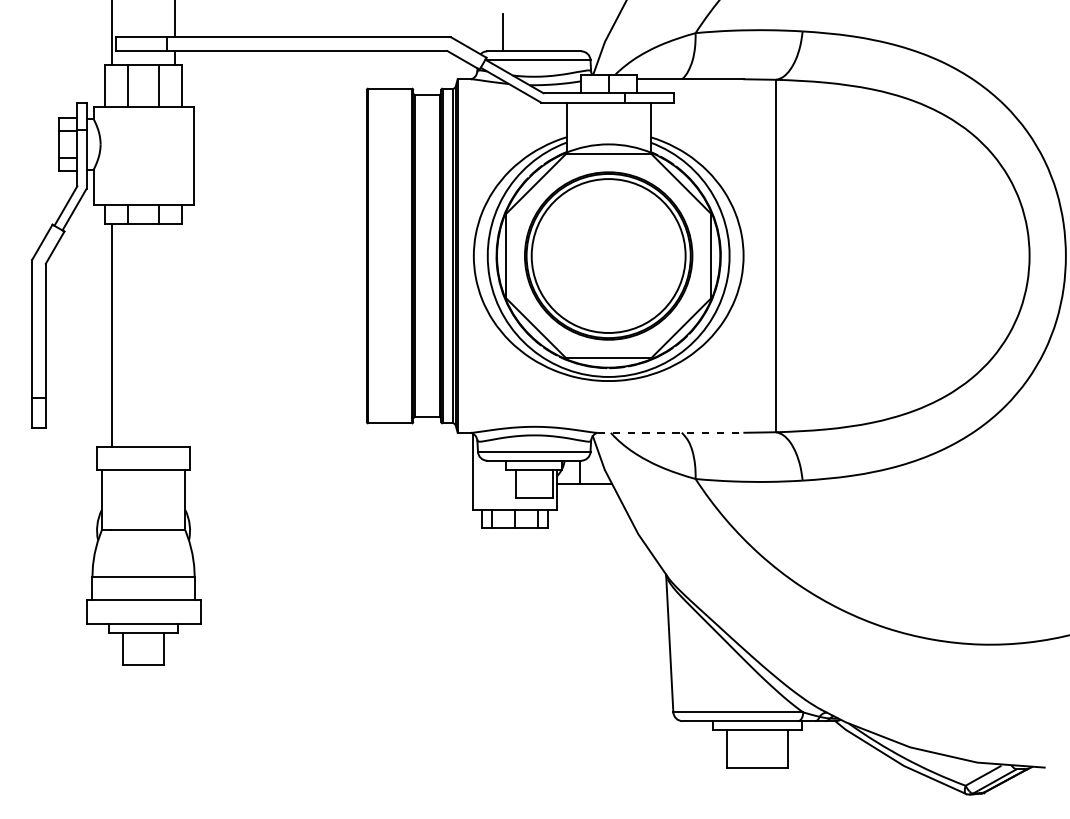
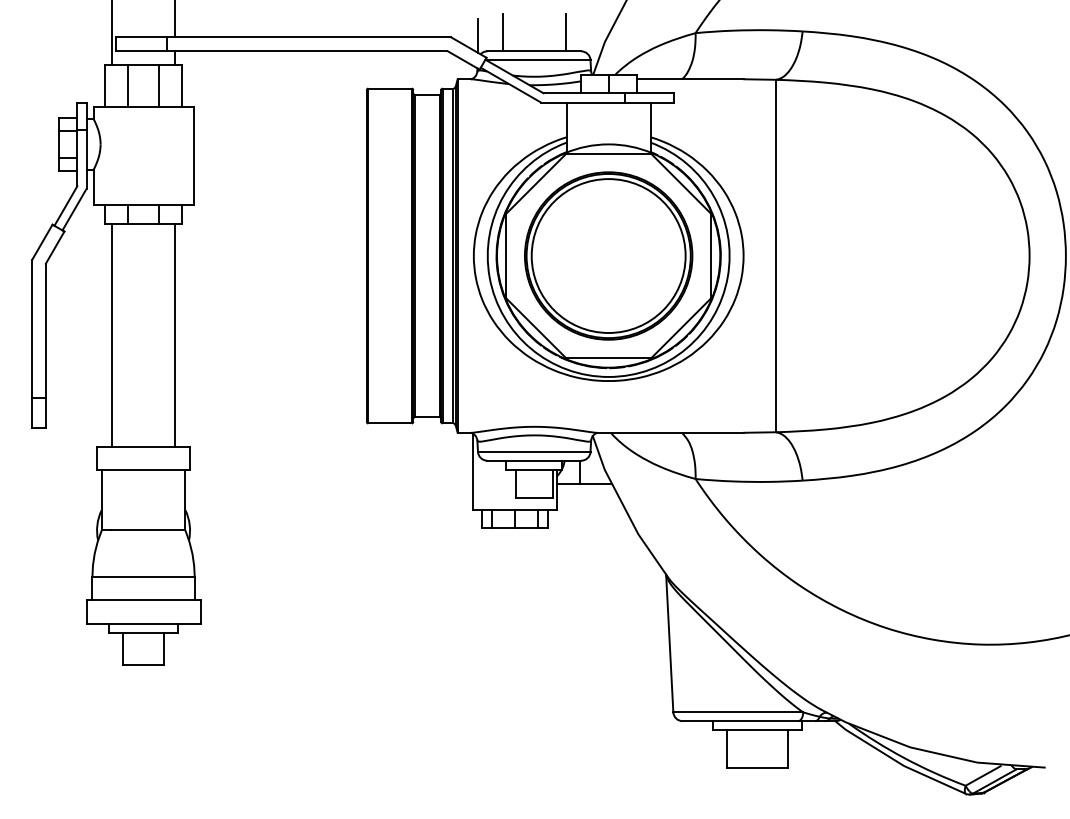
line: none -> present (565, 32)
line: none -> present (477, 35)
line: none -> present (174, 334)
line: dashed -> solid (671, 432)
